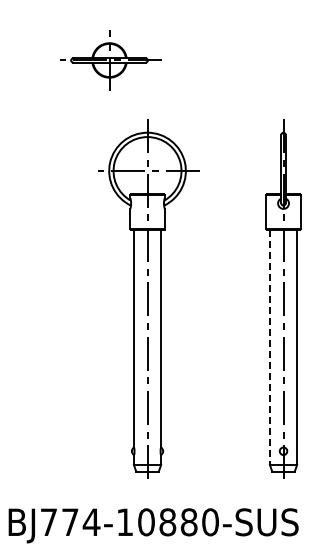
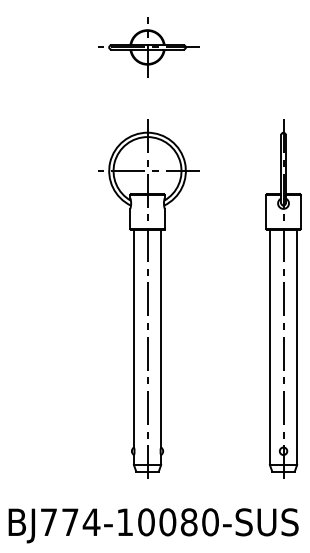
part position: (110, 60) -> (148, 47) (148, 47)
line: dashed -> solid (269, 347)
text: BJ774-10880-SUS -> BJ774-10080-SUS (167, 522)
